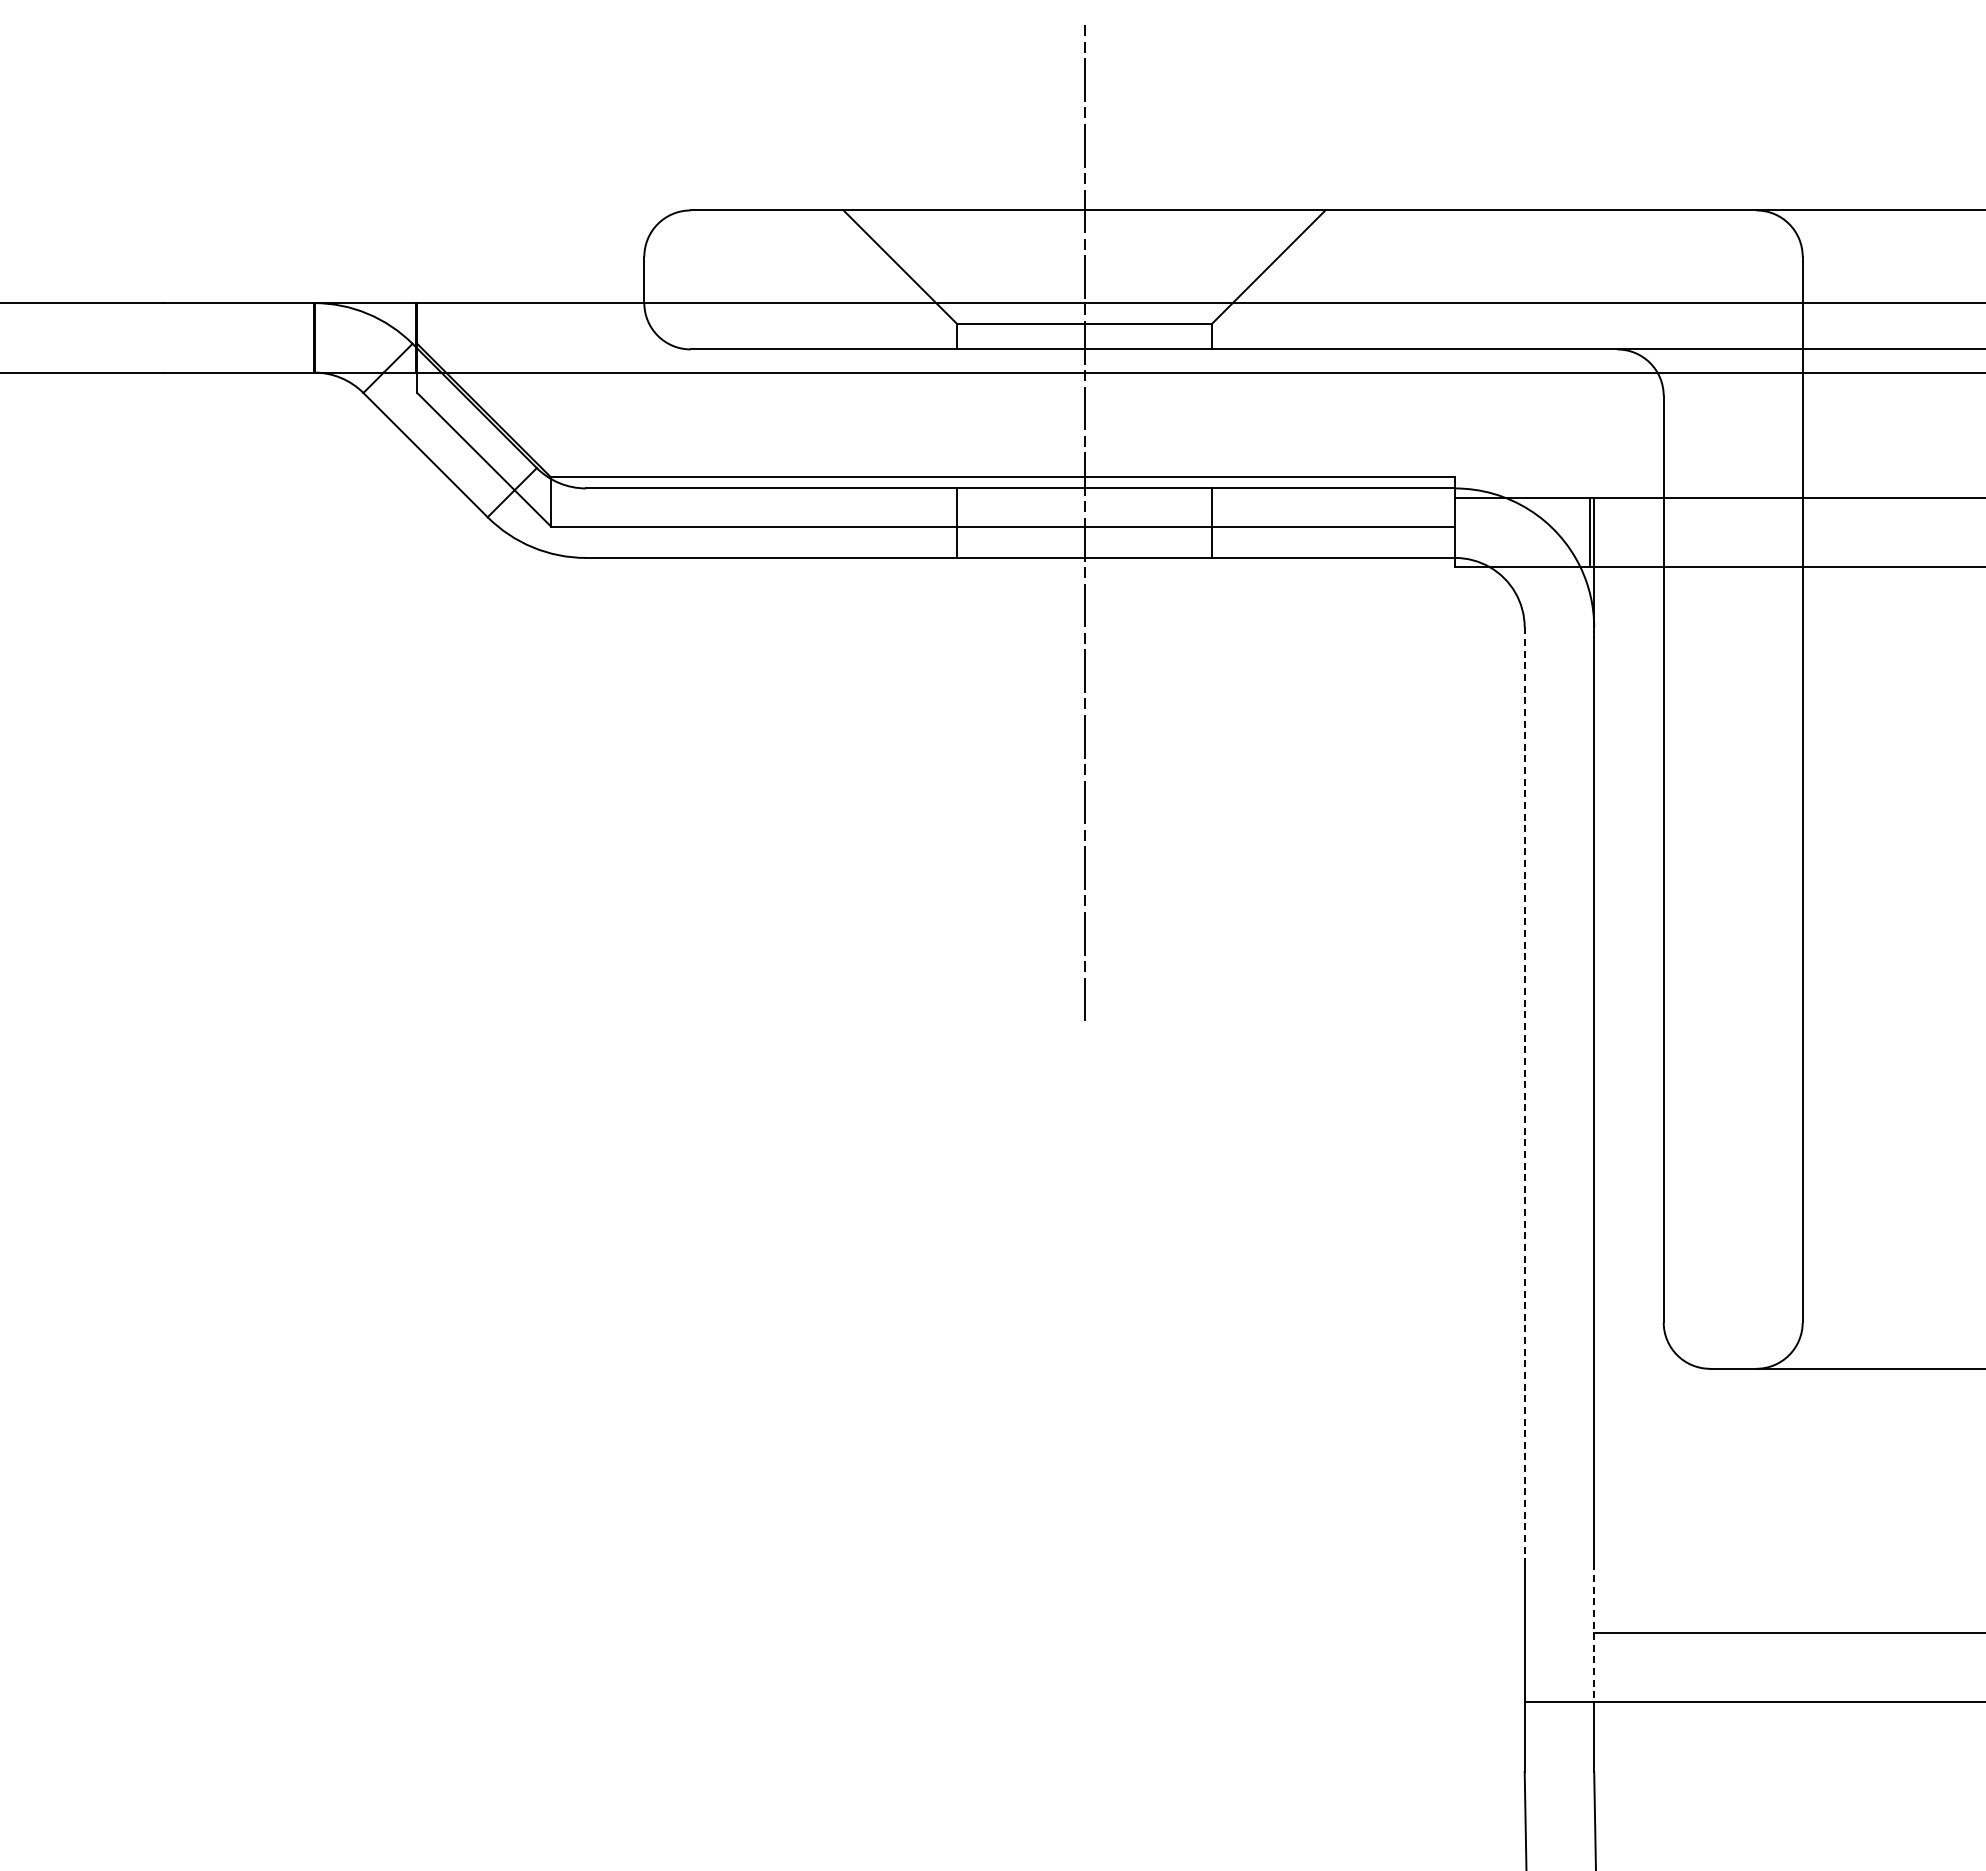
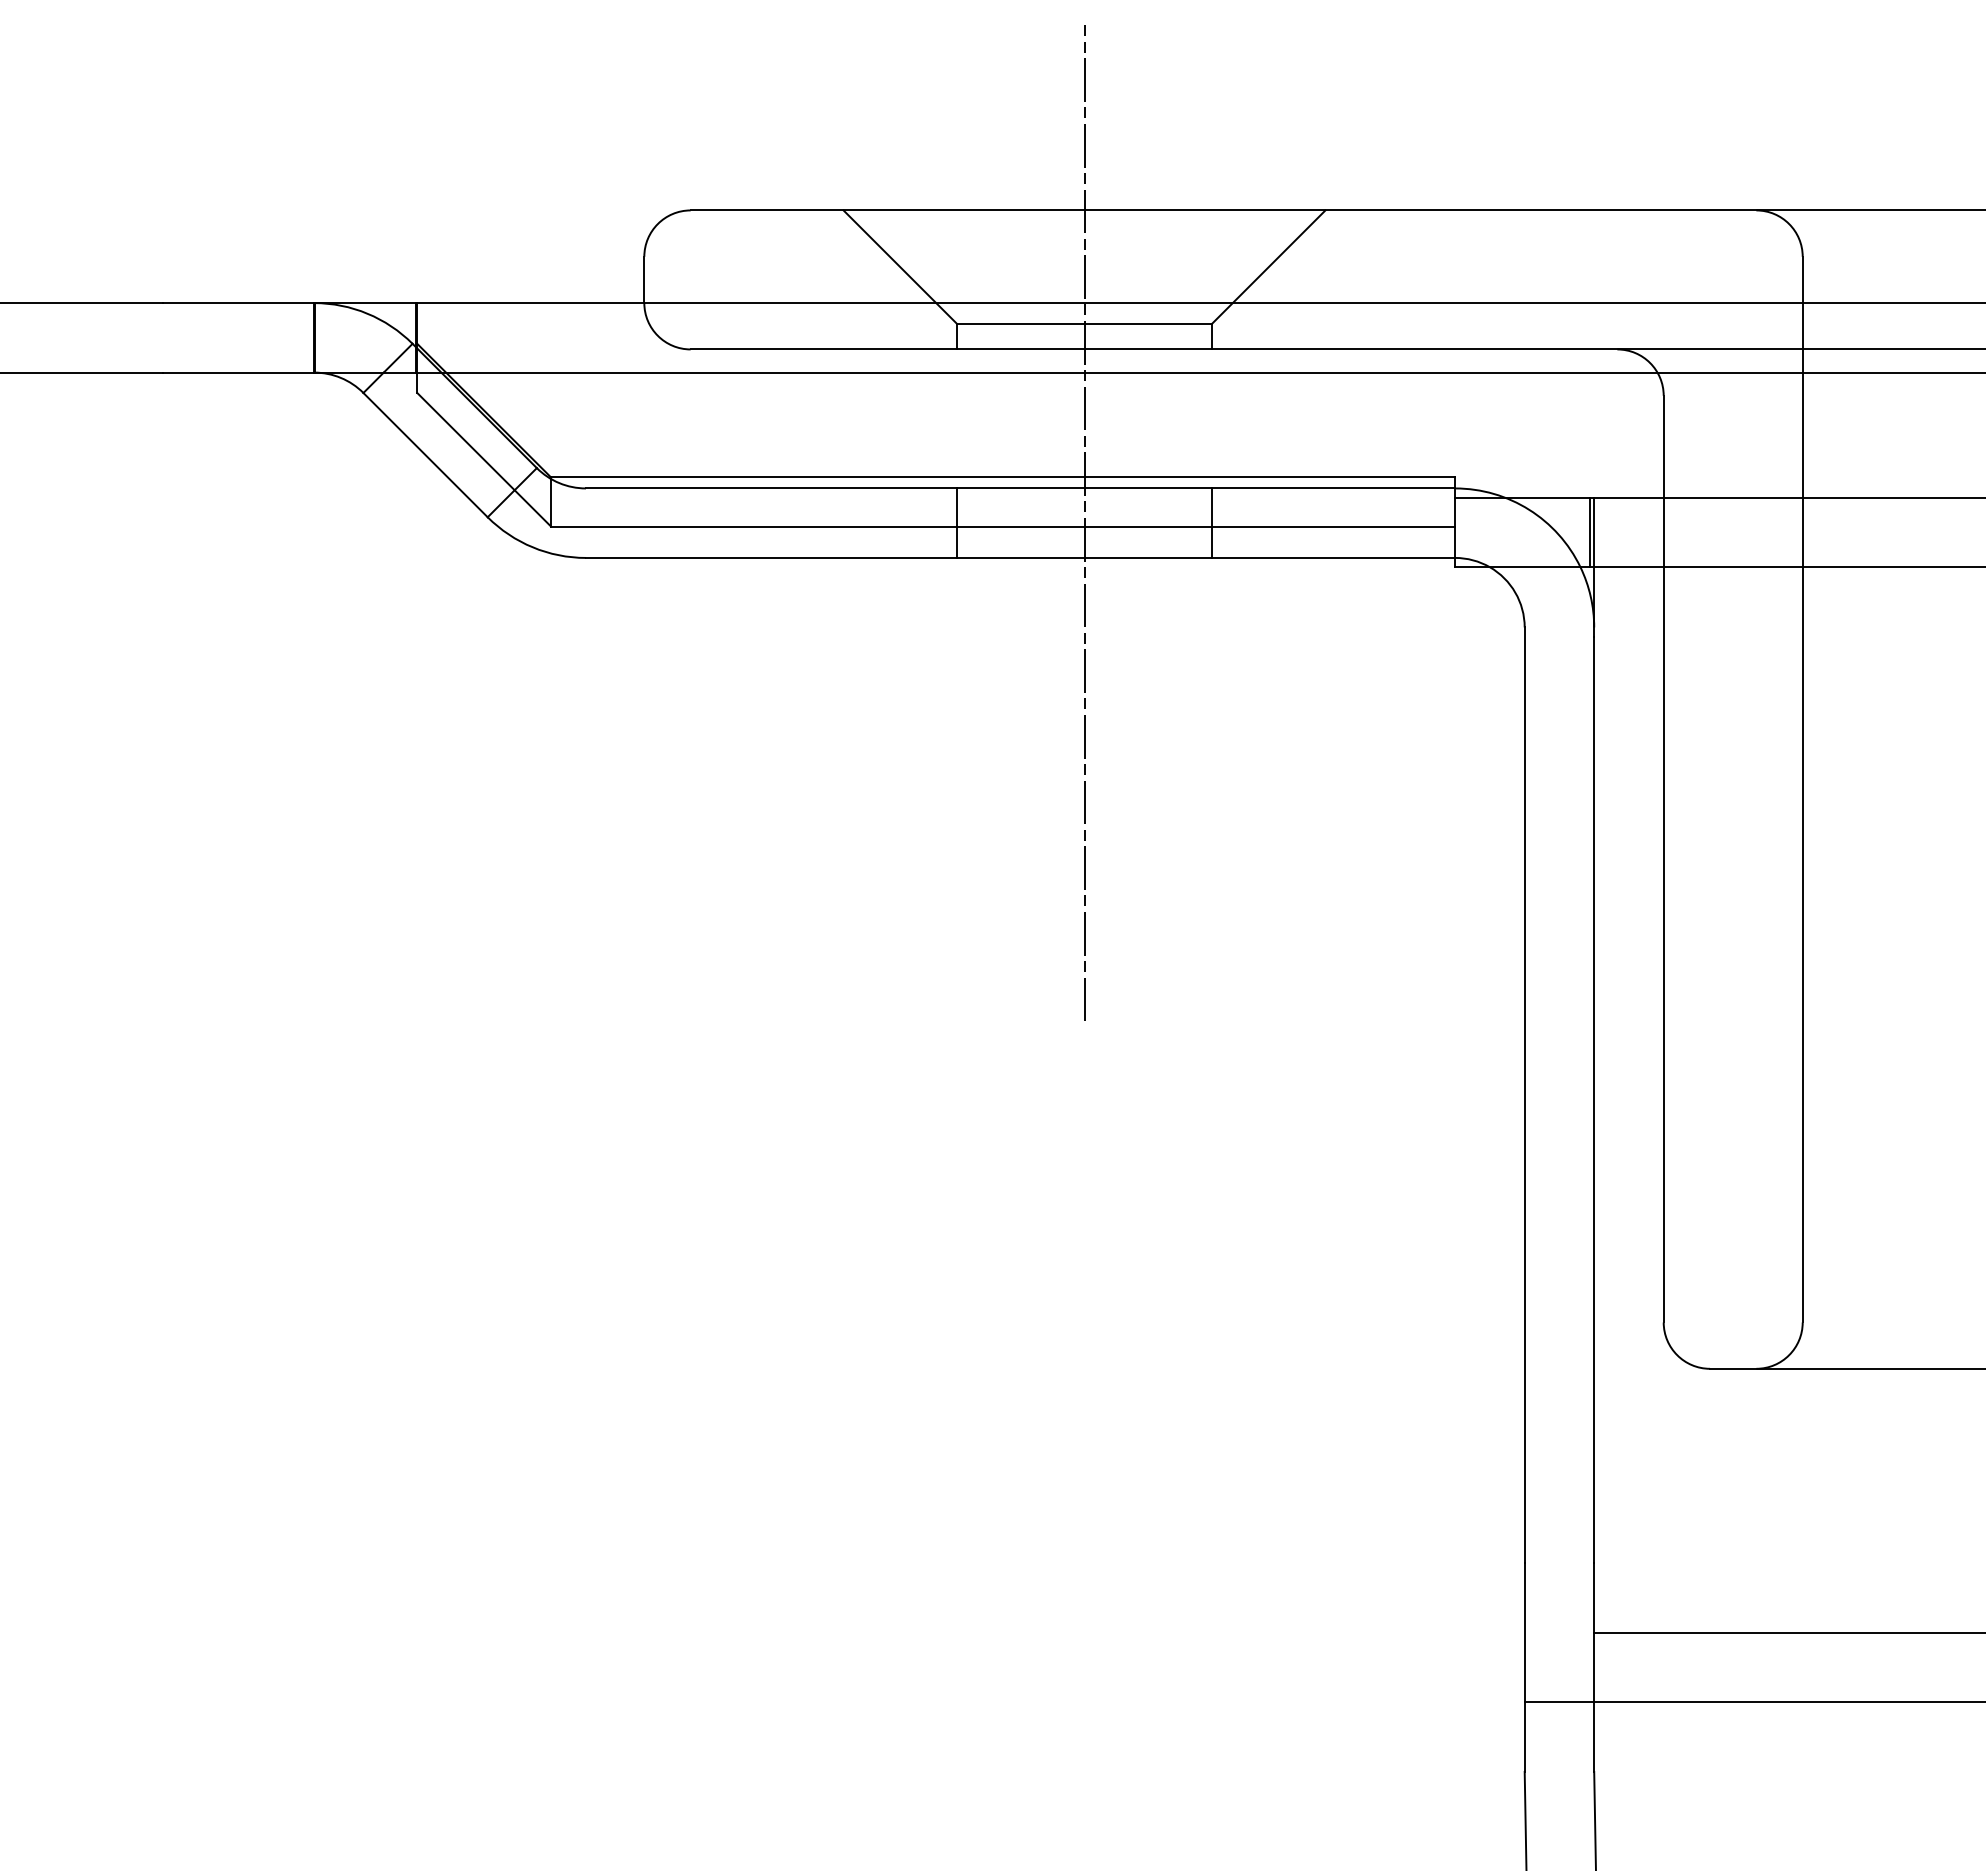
line: dashed -> solid (1524, 1095)
line: dashed -> solid (1594, 1632)
